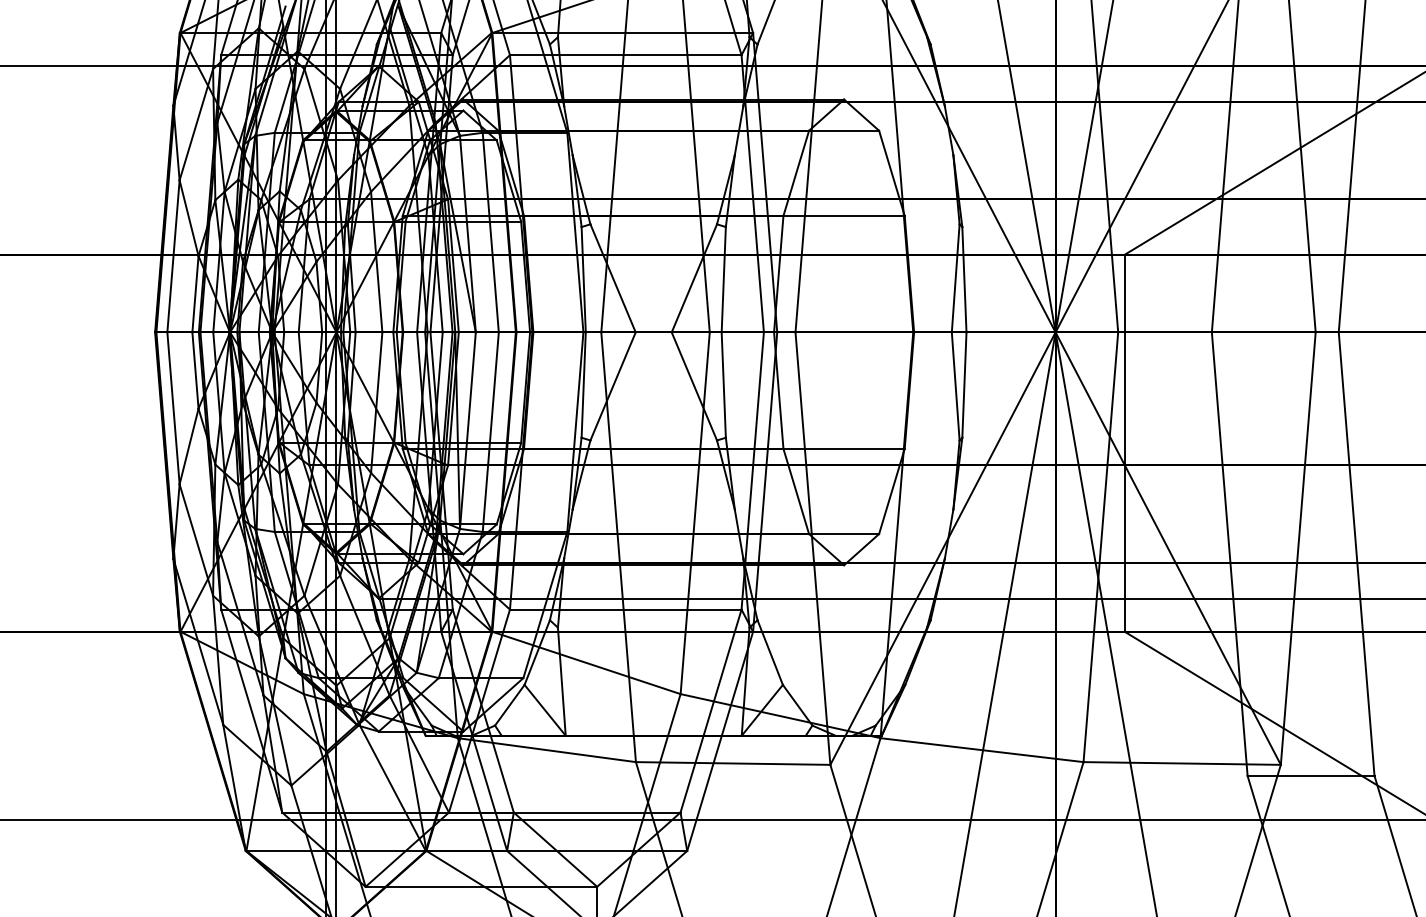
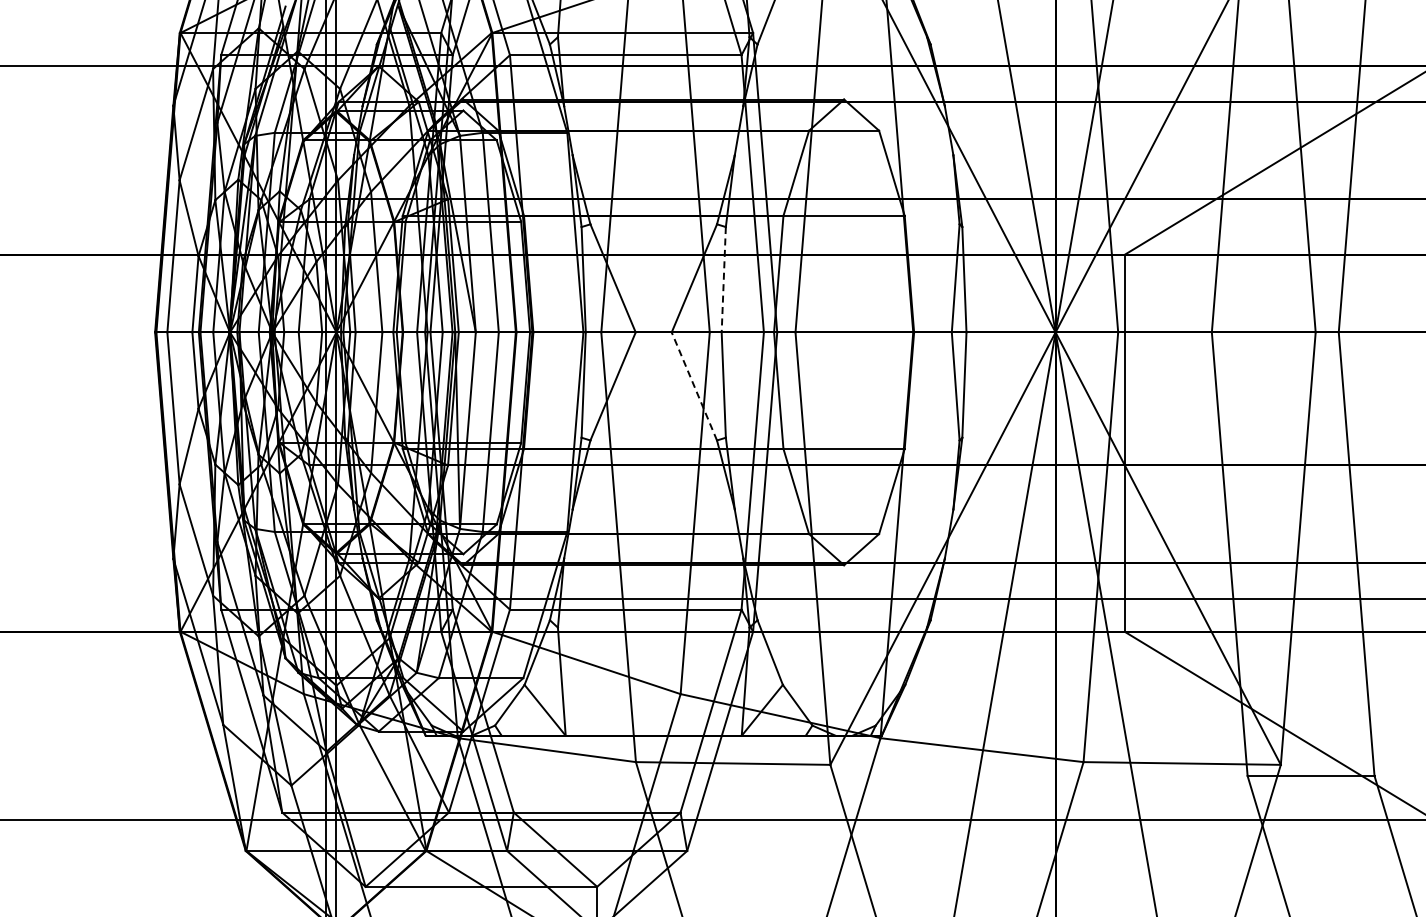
line: solid -> dashed (723, 279)
line: solid -> dashed (694, 386)
